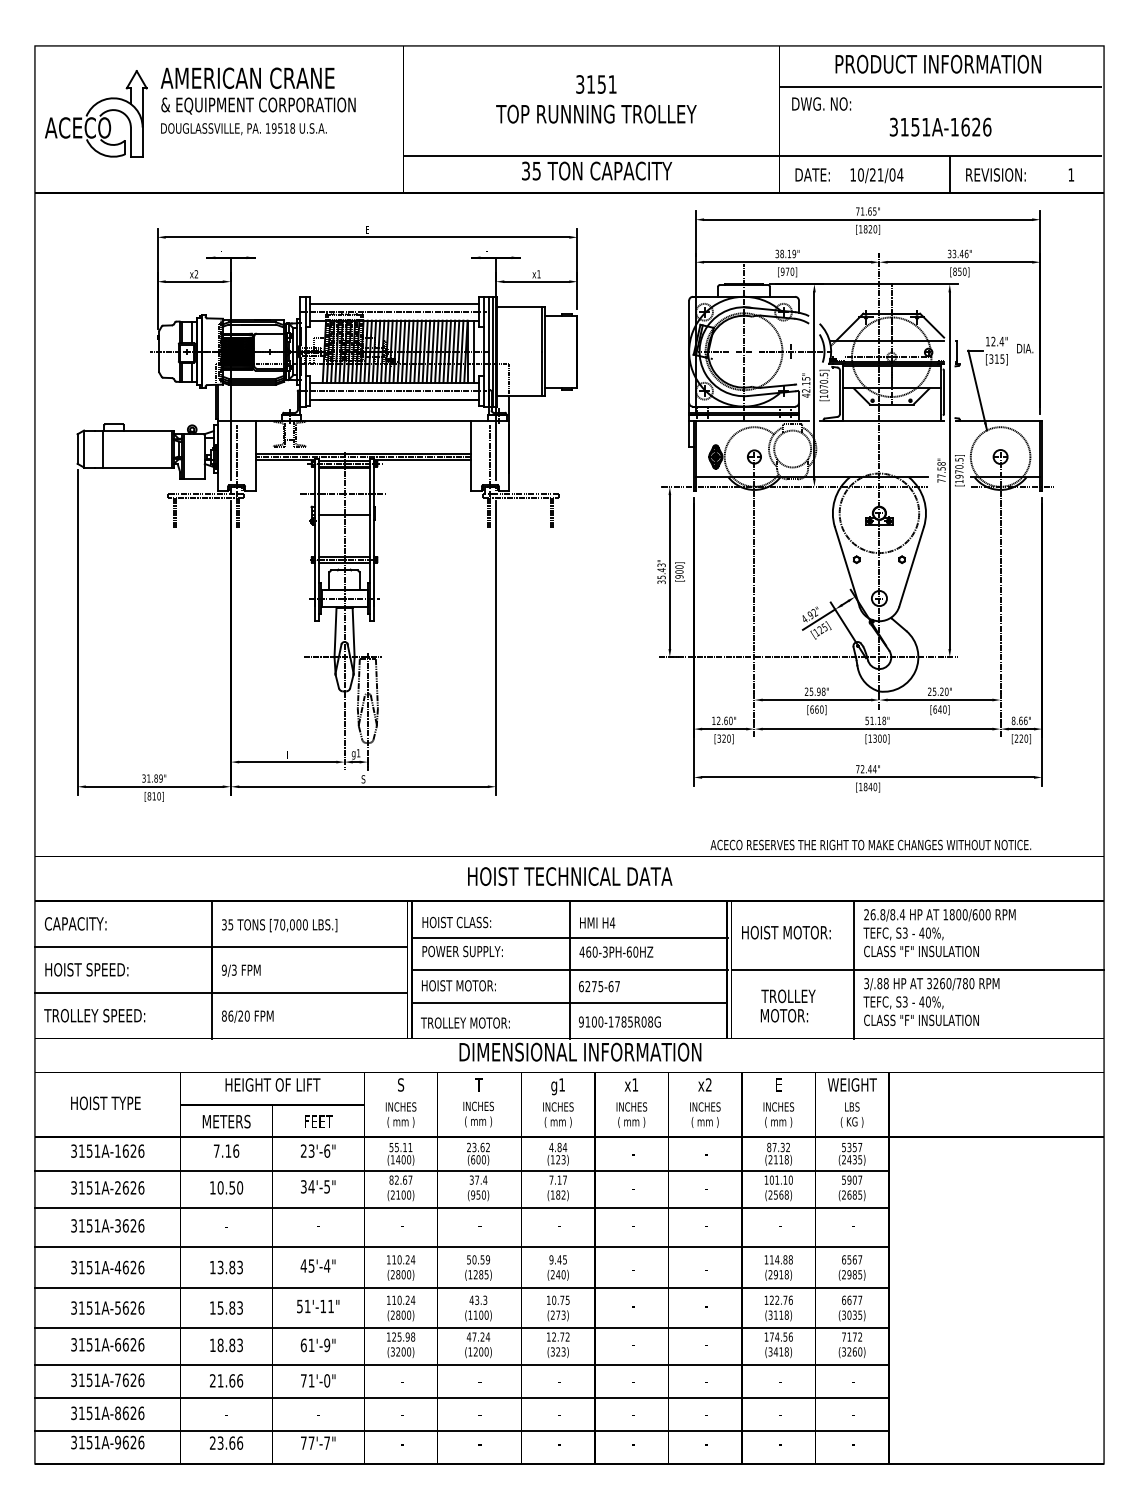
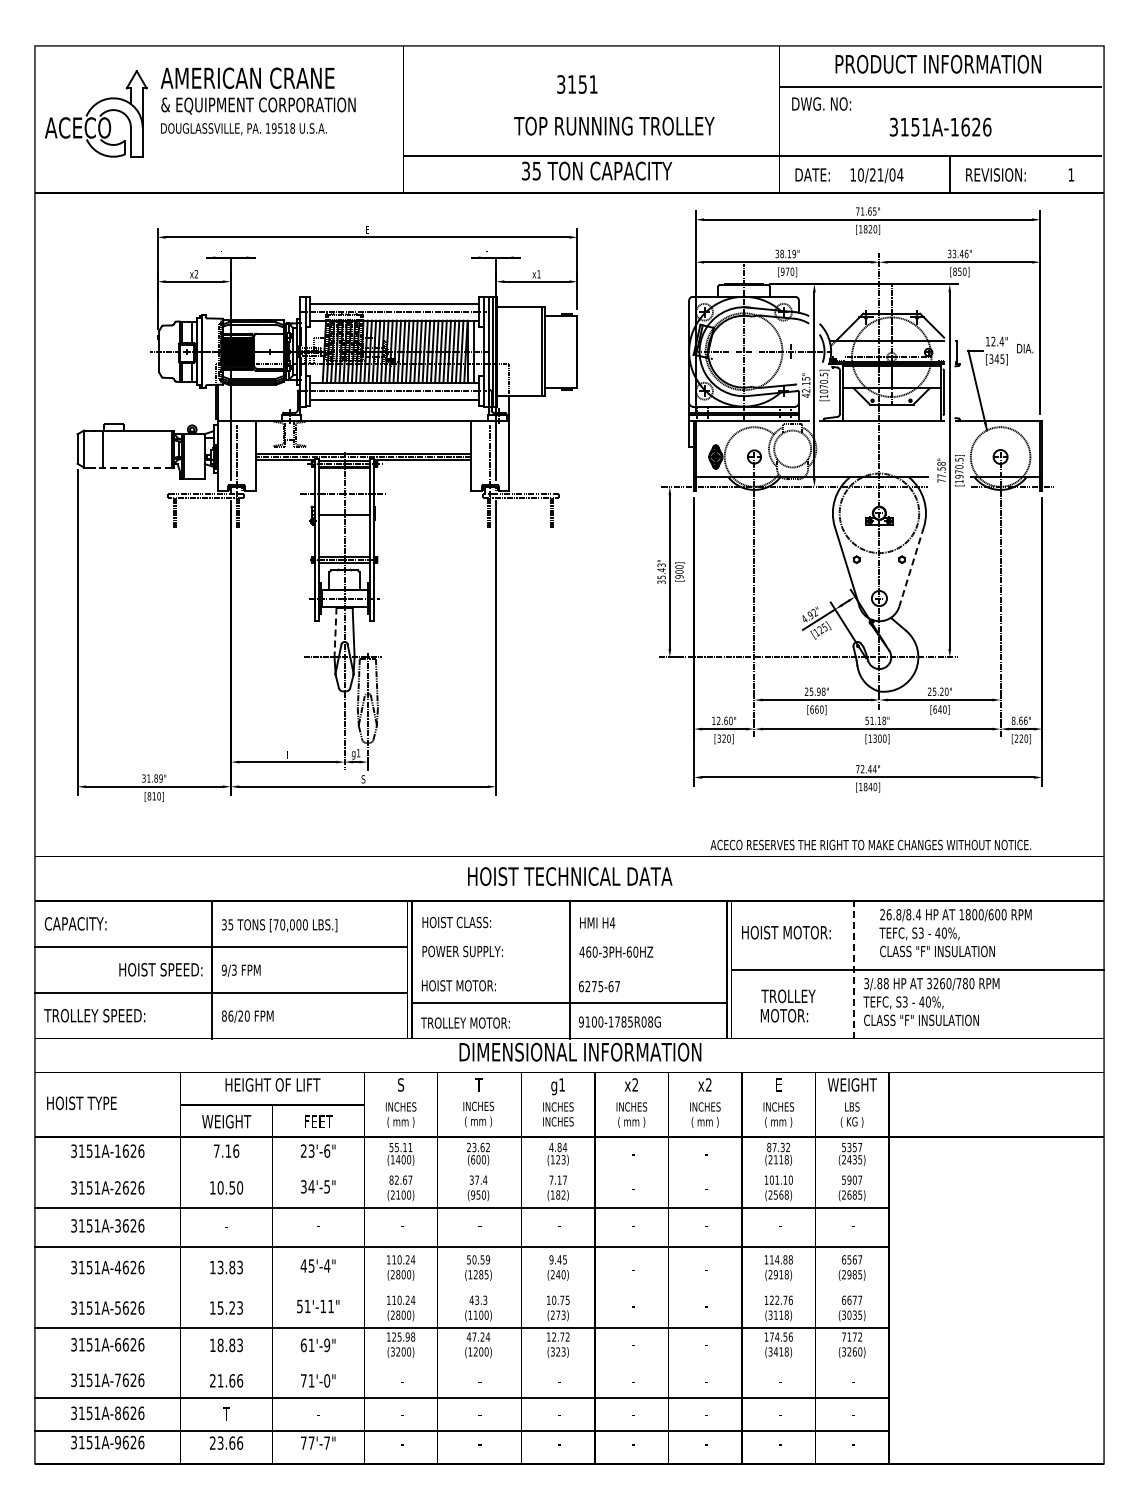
text position: (596, 84) -> (577, 84) (577, 84)
text position: (596, 113) -> (614, 125) (614, 125)
text: [315] -> [345] (996, 358)
line: solid -> dashed (132, 467)
line: solid -> dashed (911, 566)
line: solid -> dashed (335, 632)
text position: (939, 933) -> (955, 933) (955, 933)
line: present -> none (569, 937)
text position: (86, 969) -> (160, 969) (160, 969)
line: present -> none (569, 969)
line: solid -> dashed (854, 969)
text: x1 -> x2 (634, 1084)
text position: (105, 1103) -> (81, 1103) (81, 1103)
text: METERS -> WEIGHT (226, 1121)
text: ( mm ) -> INCHES (558, 1122)
line: present -> none (461, 1171)
line: present -> none (461, 1287)
text: 15.83 -> 15.23 (232, 1307)
line: present -> none (461, 1364)
text: - -> T (226, 1413)
